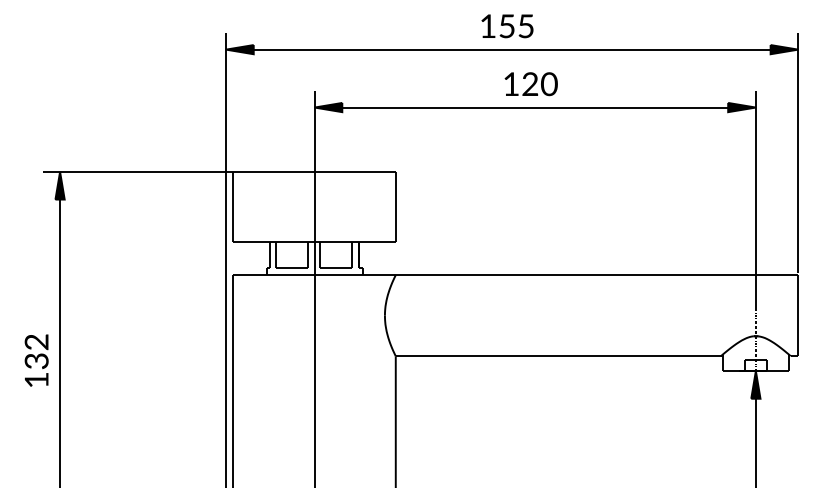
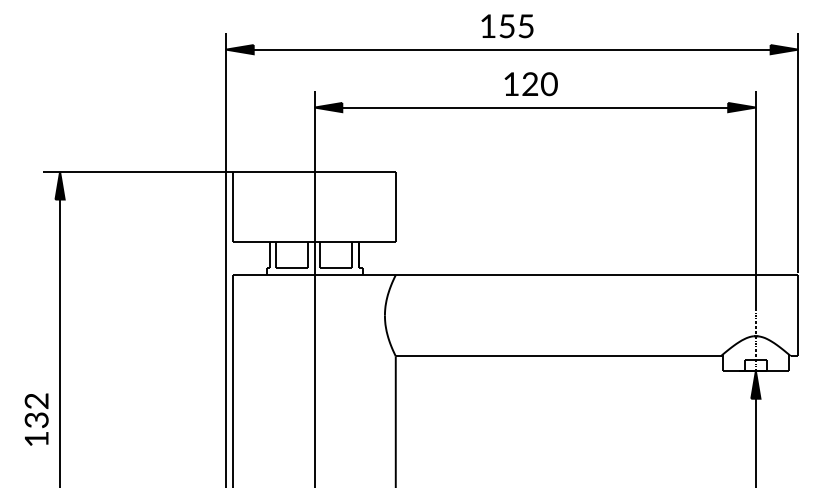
text position: (36, 360) -> (36, 419) (36, 419)
